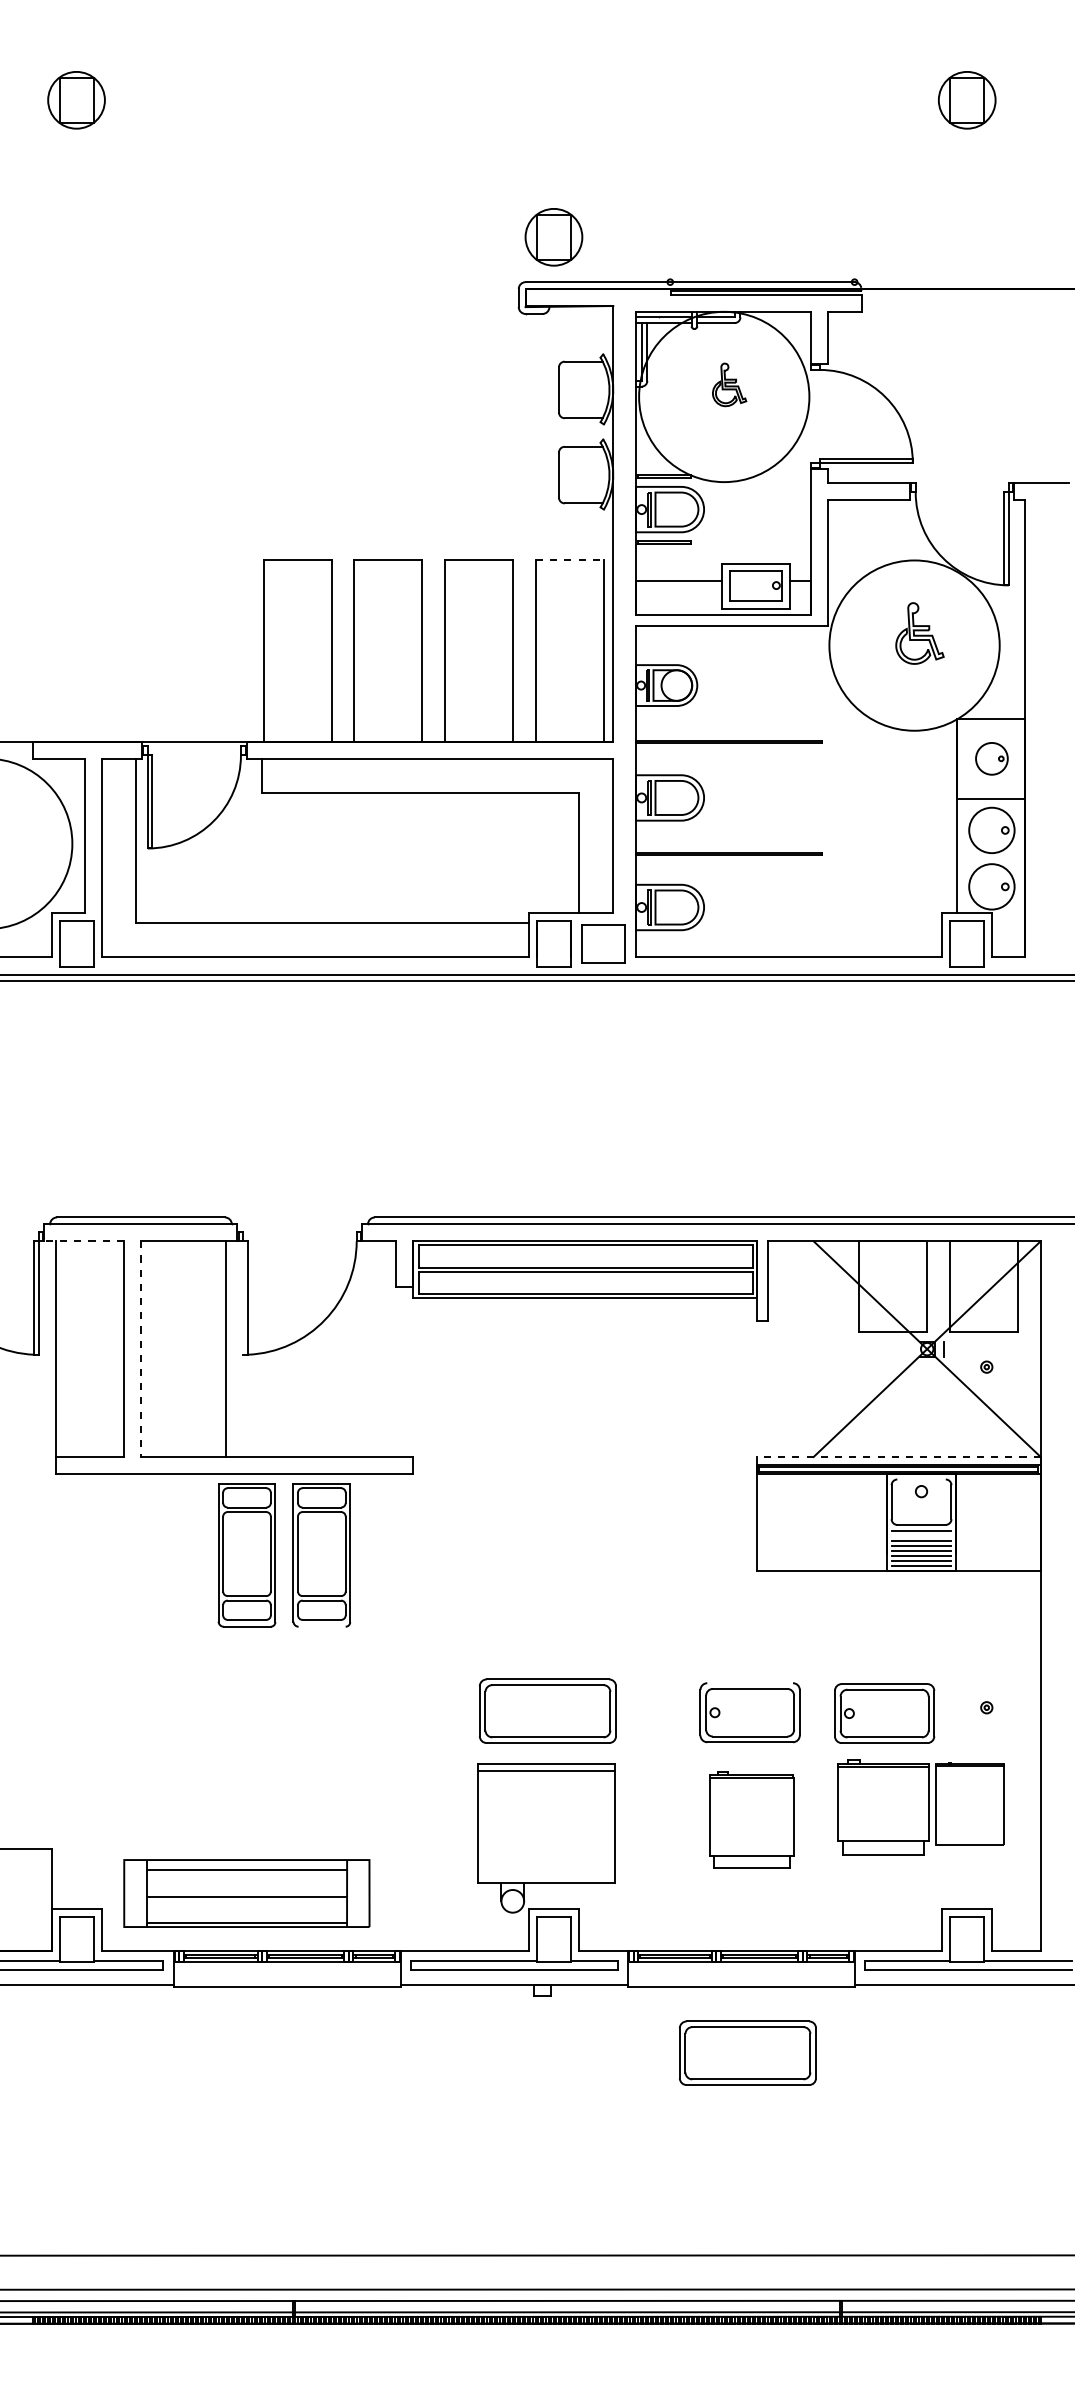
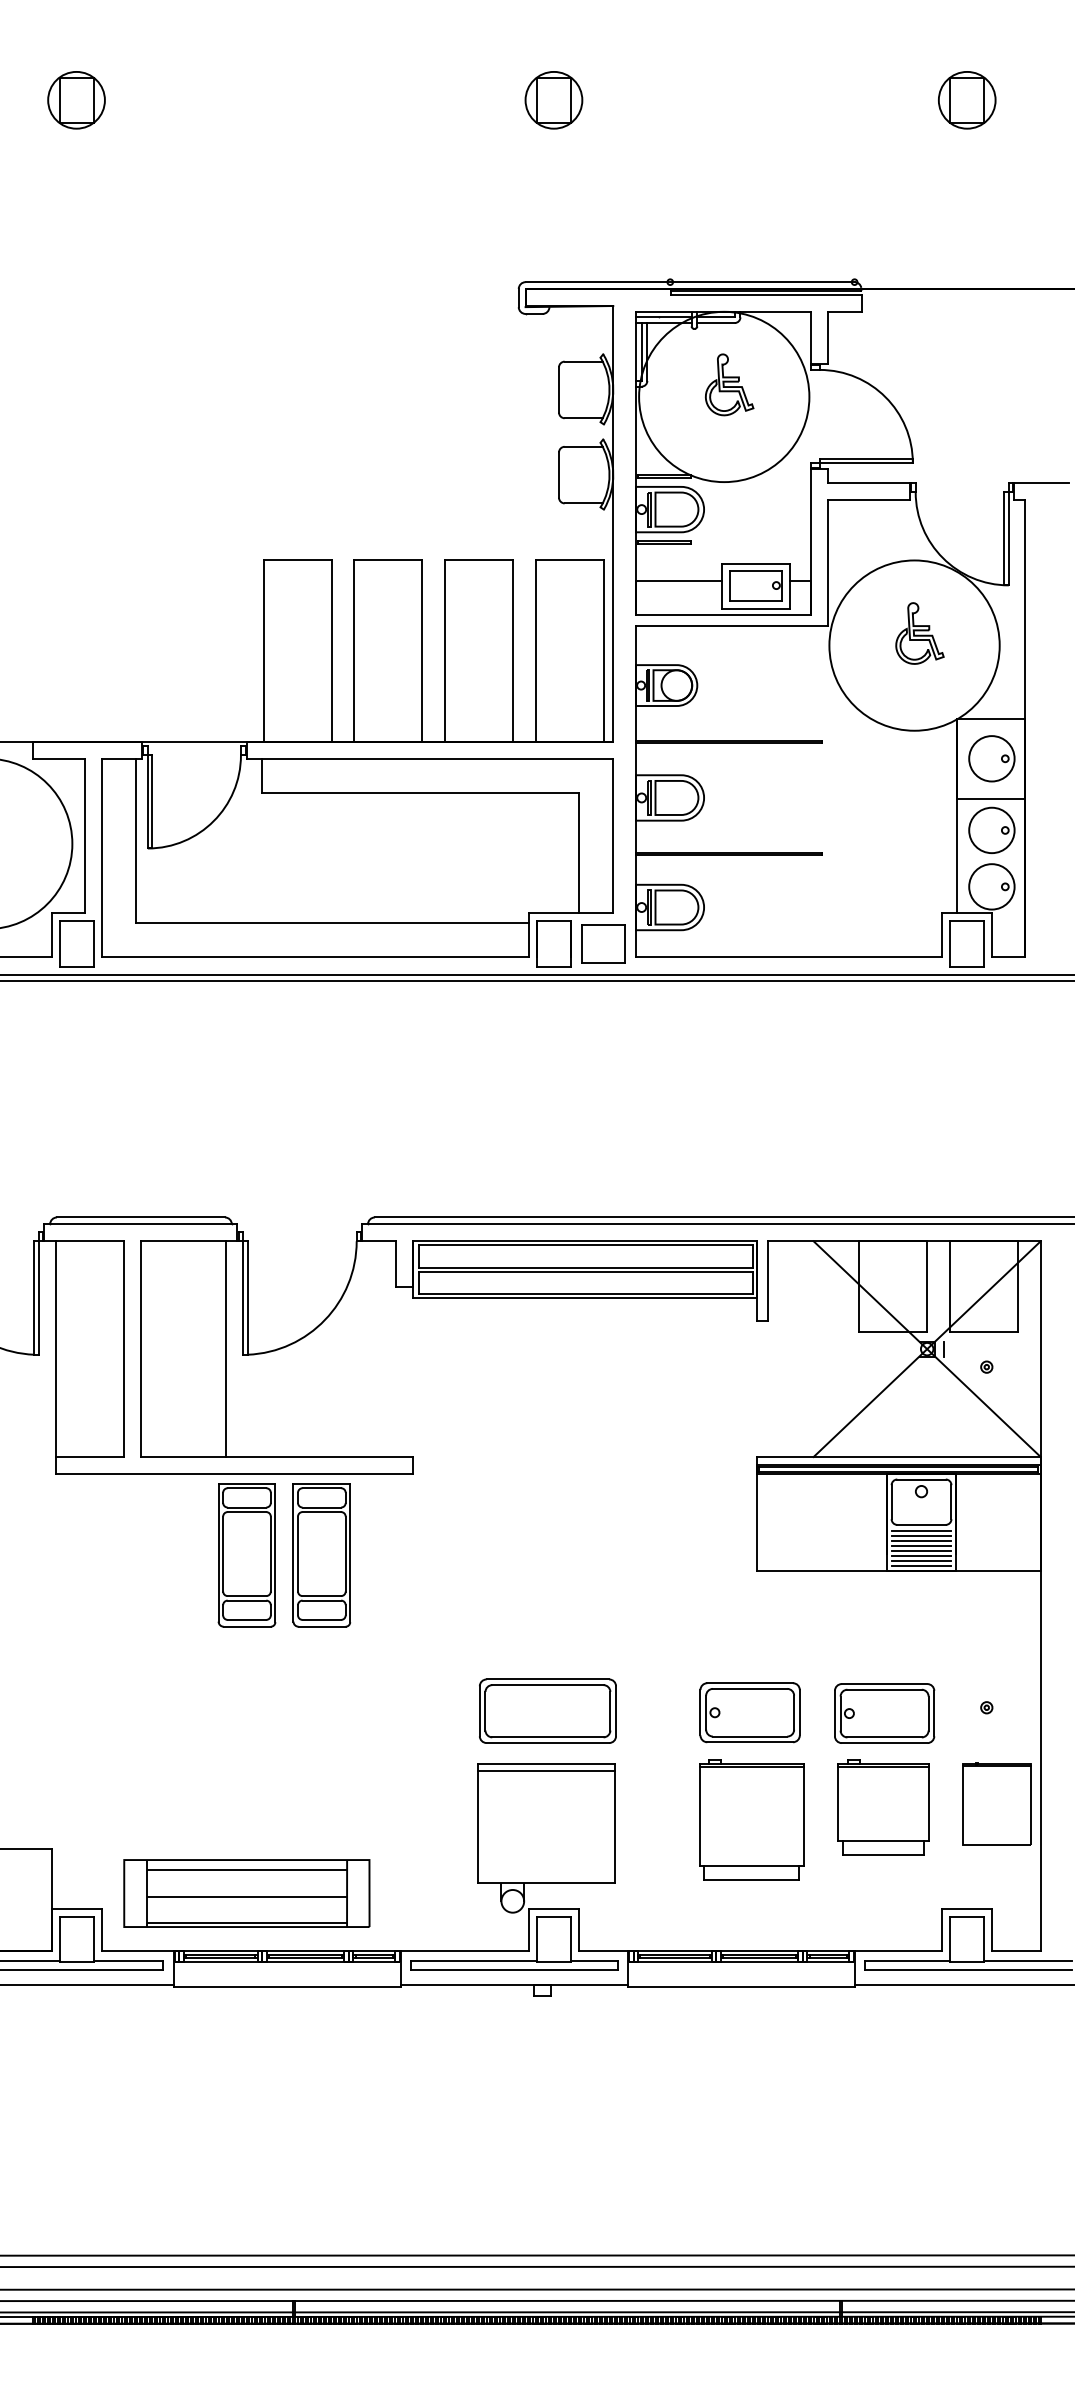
part position: (553, 237) -> (553, 100) (553, 100)
part size: 36x46 px -> 51x64 px (729, 384)
line: dashed -> solid (570, 560)
part size: 34x34 px -> 48x48 px (991, 758)
line: dashed -> solid (84, 1241)
line: none -> present (243, 1297)
line: dashed -> solid (140, 1349)
line: dashed -> solid (898, 1457)
line: none -> present (921, 1479)
line: none -> present (921, 1536)
line: none -> present (321, 1626)
line: none -> present (750, 1683)
part position: (969, 1803) -> (996, 1803) (996, 1803)
part size: 86x98 px -> 106x122 px (751, 1819)
part: present -> none (747, 2052)
line: none -> present (536, 2266)
